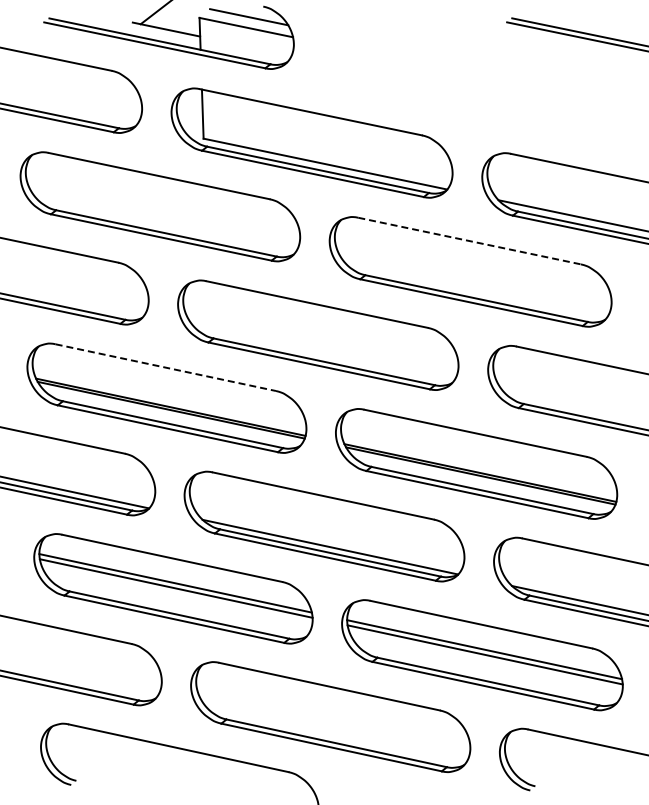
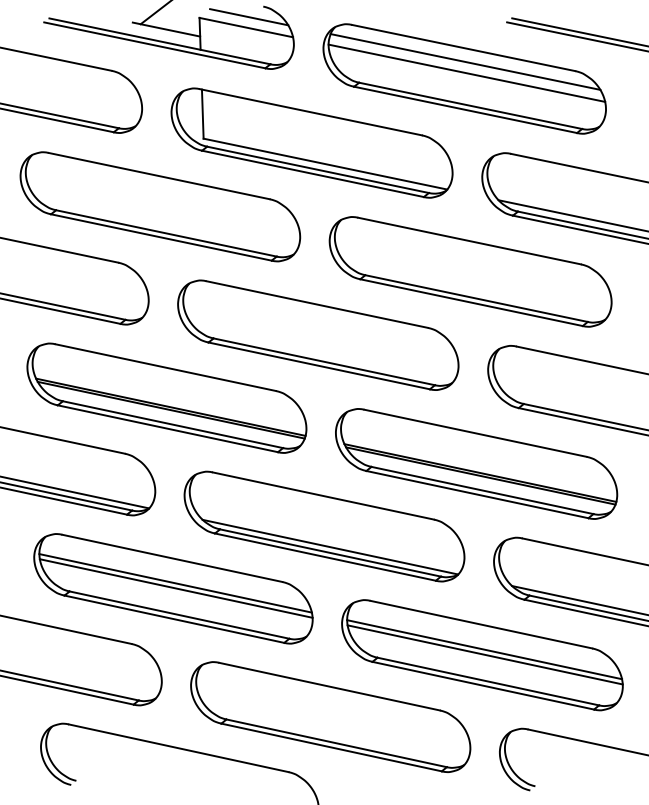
part: none -> present (464, 78)
line: dashed -> solid (469, 241)
line: dashed -> solid (165, 367)
